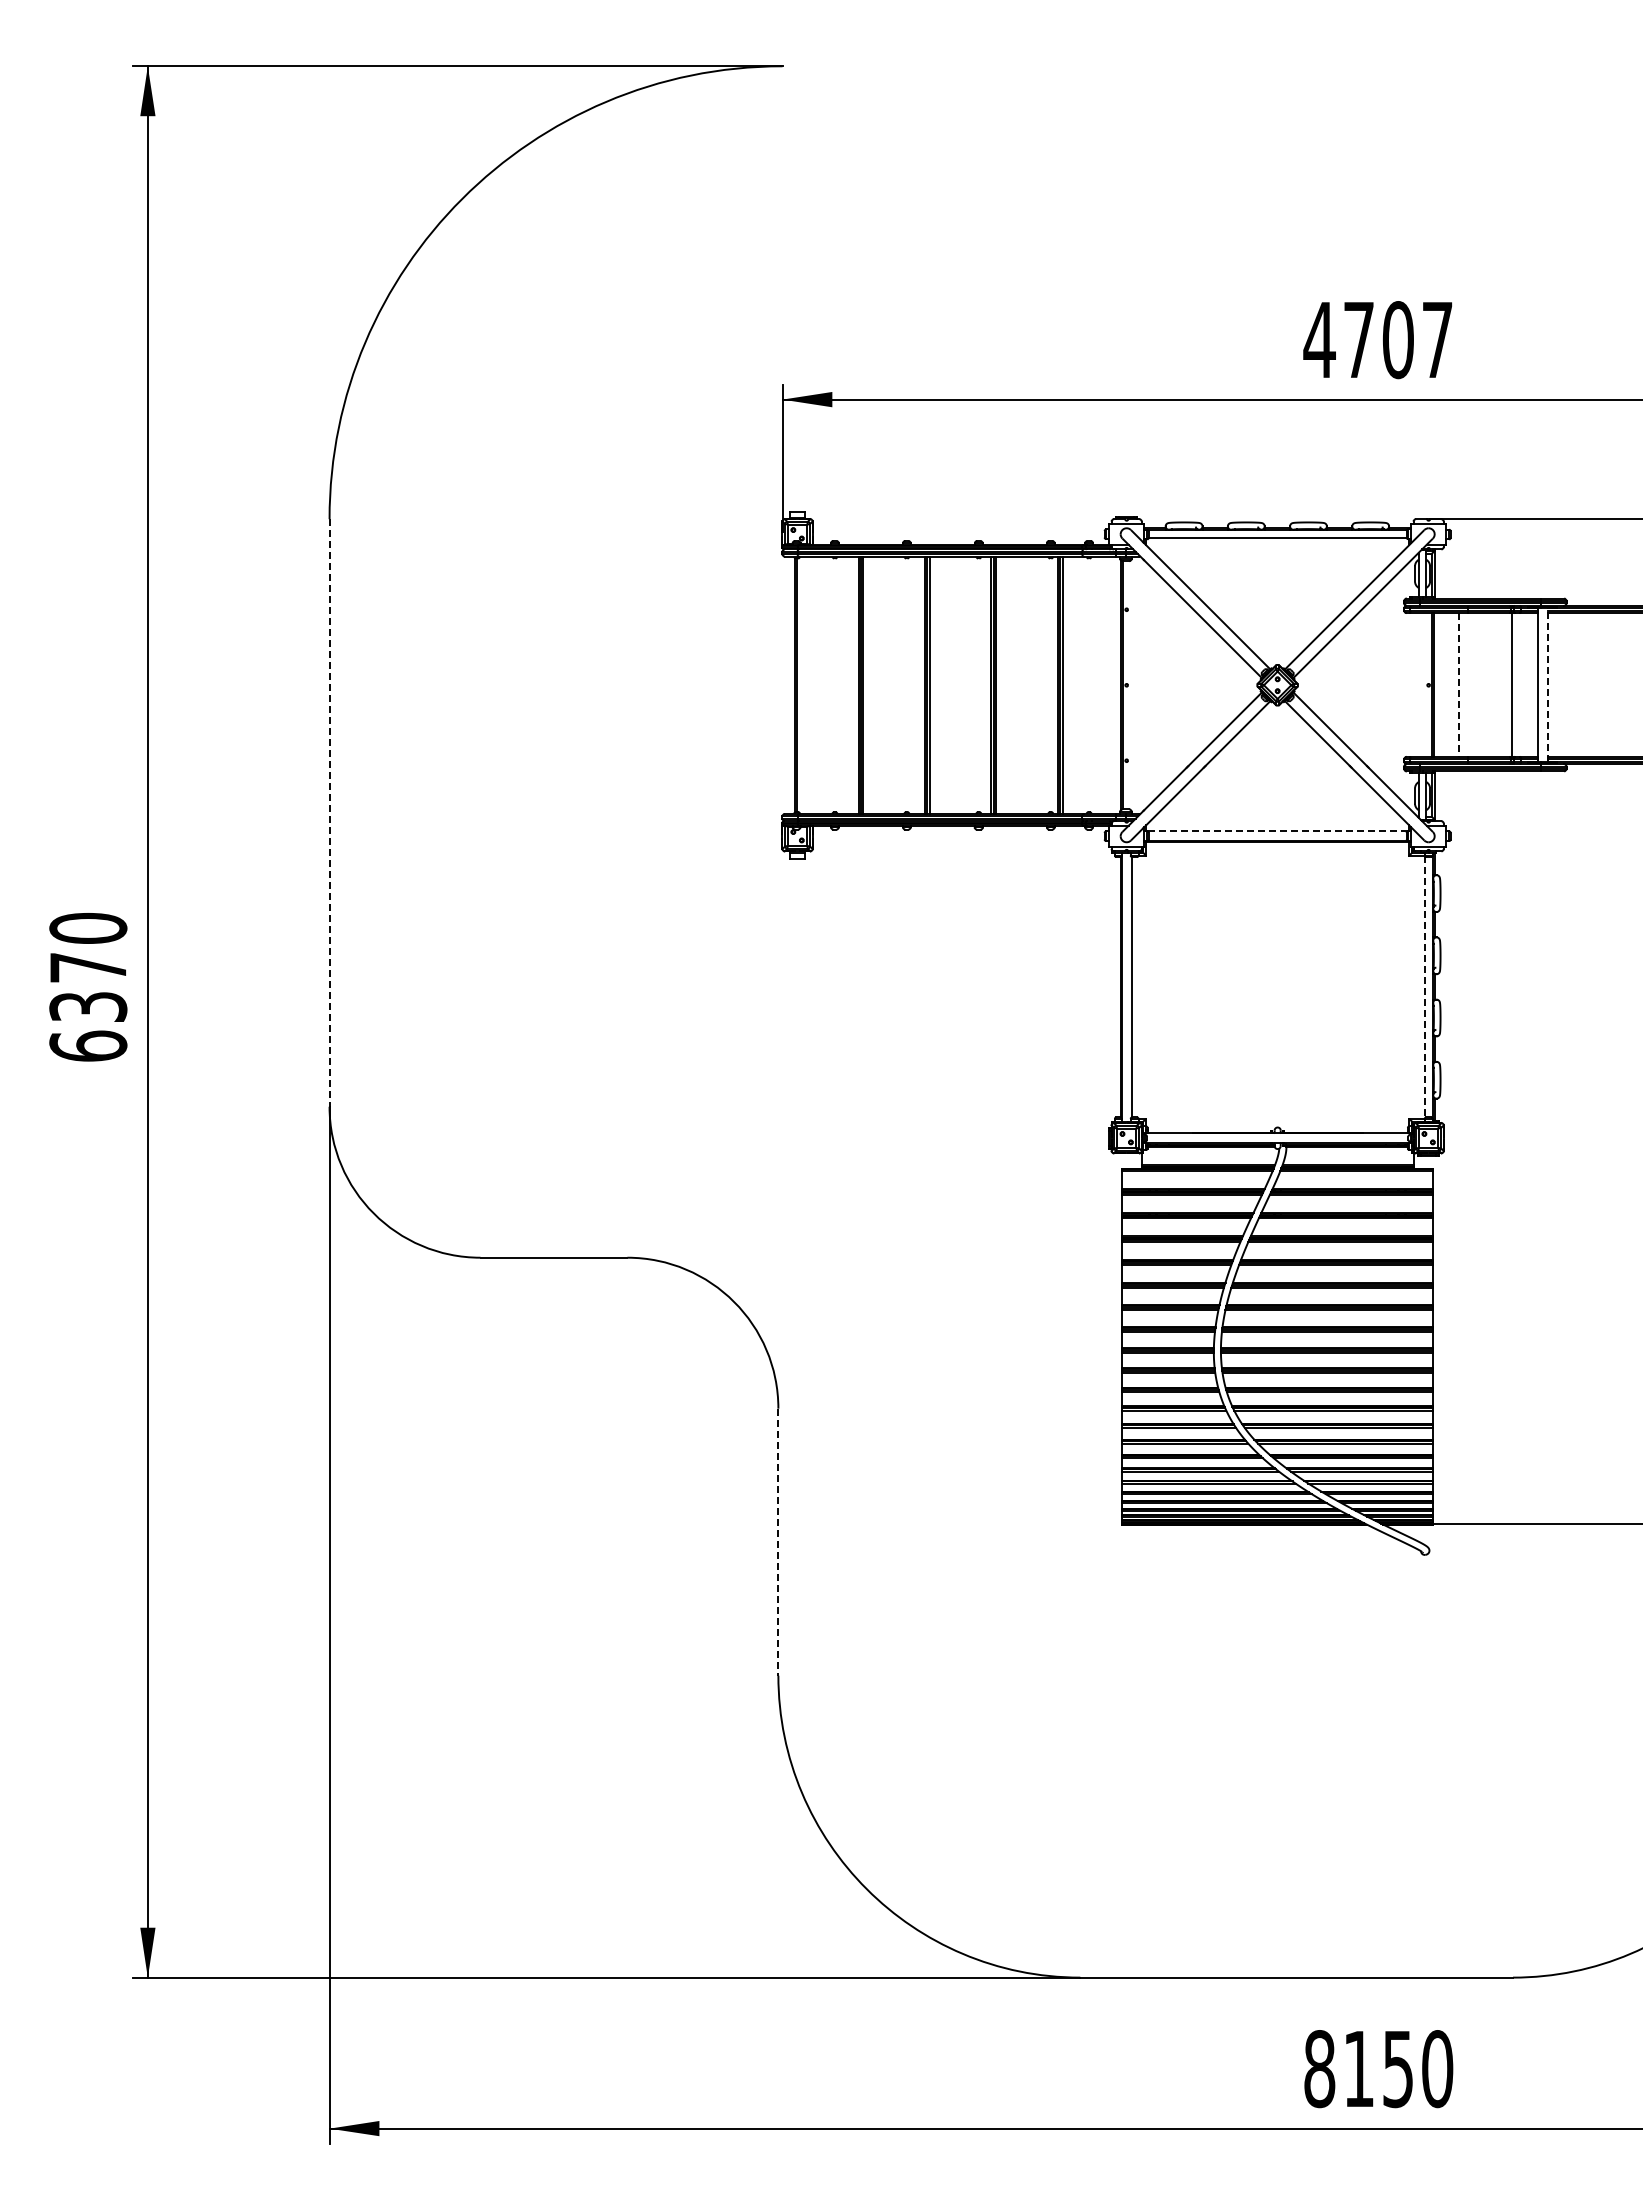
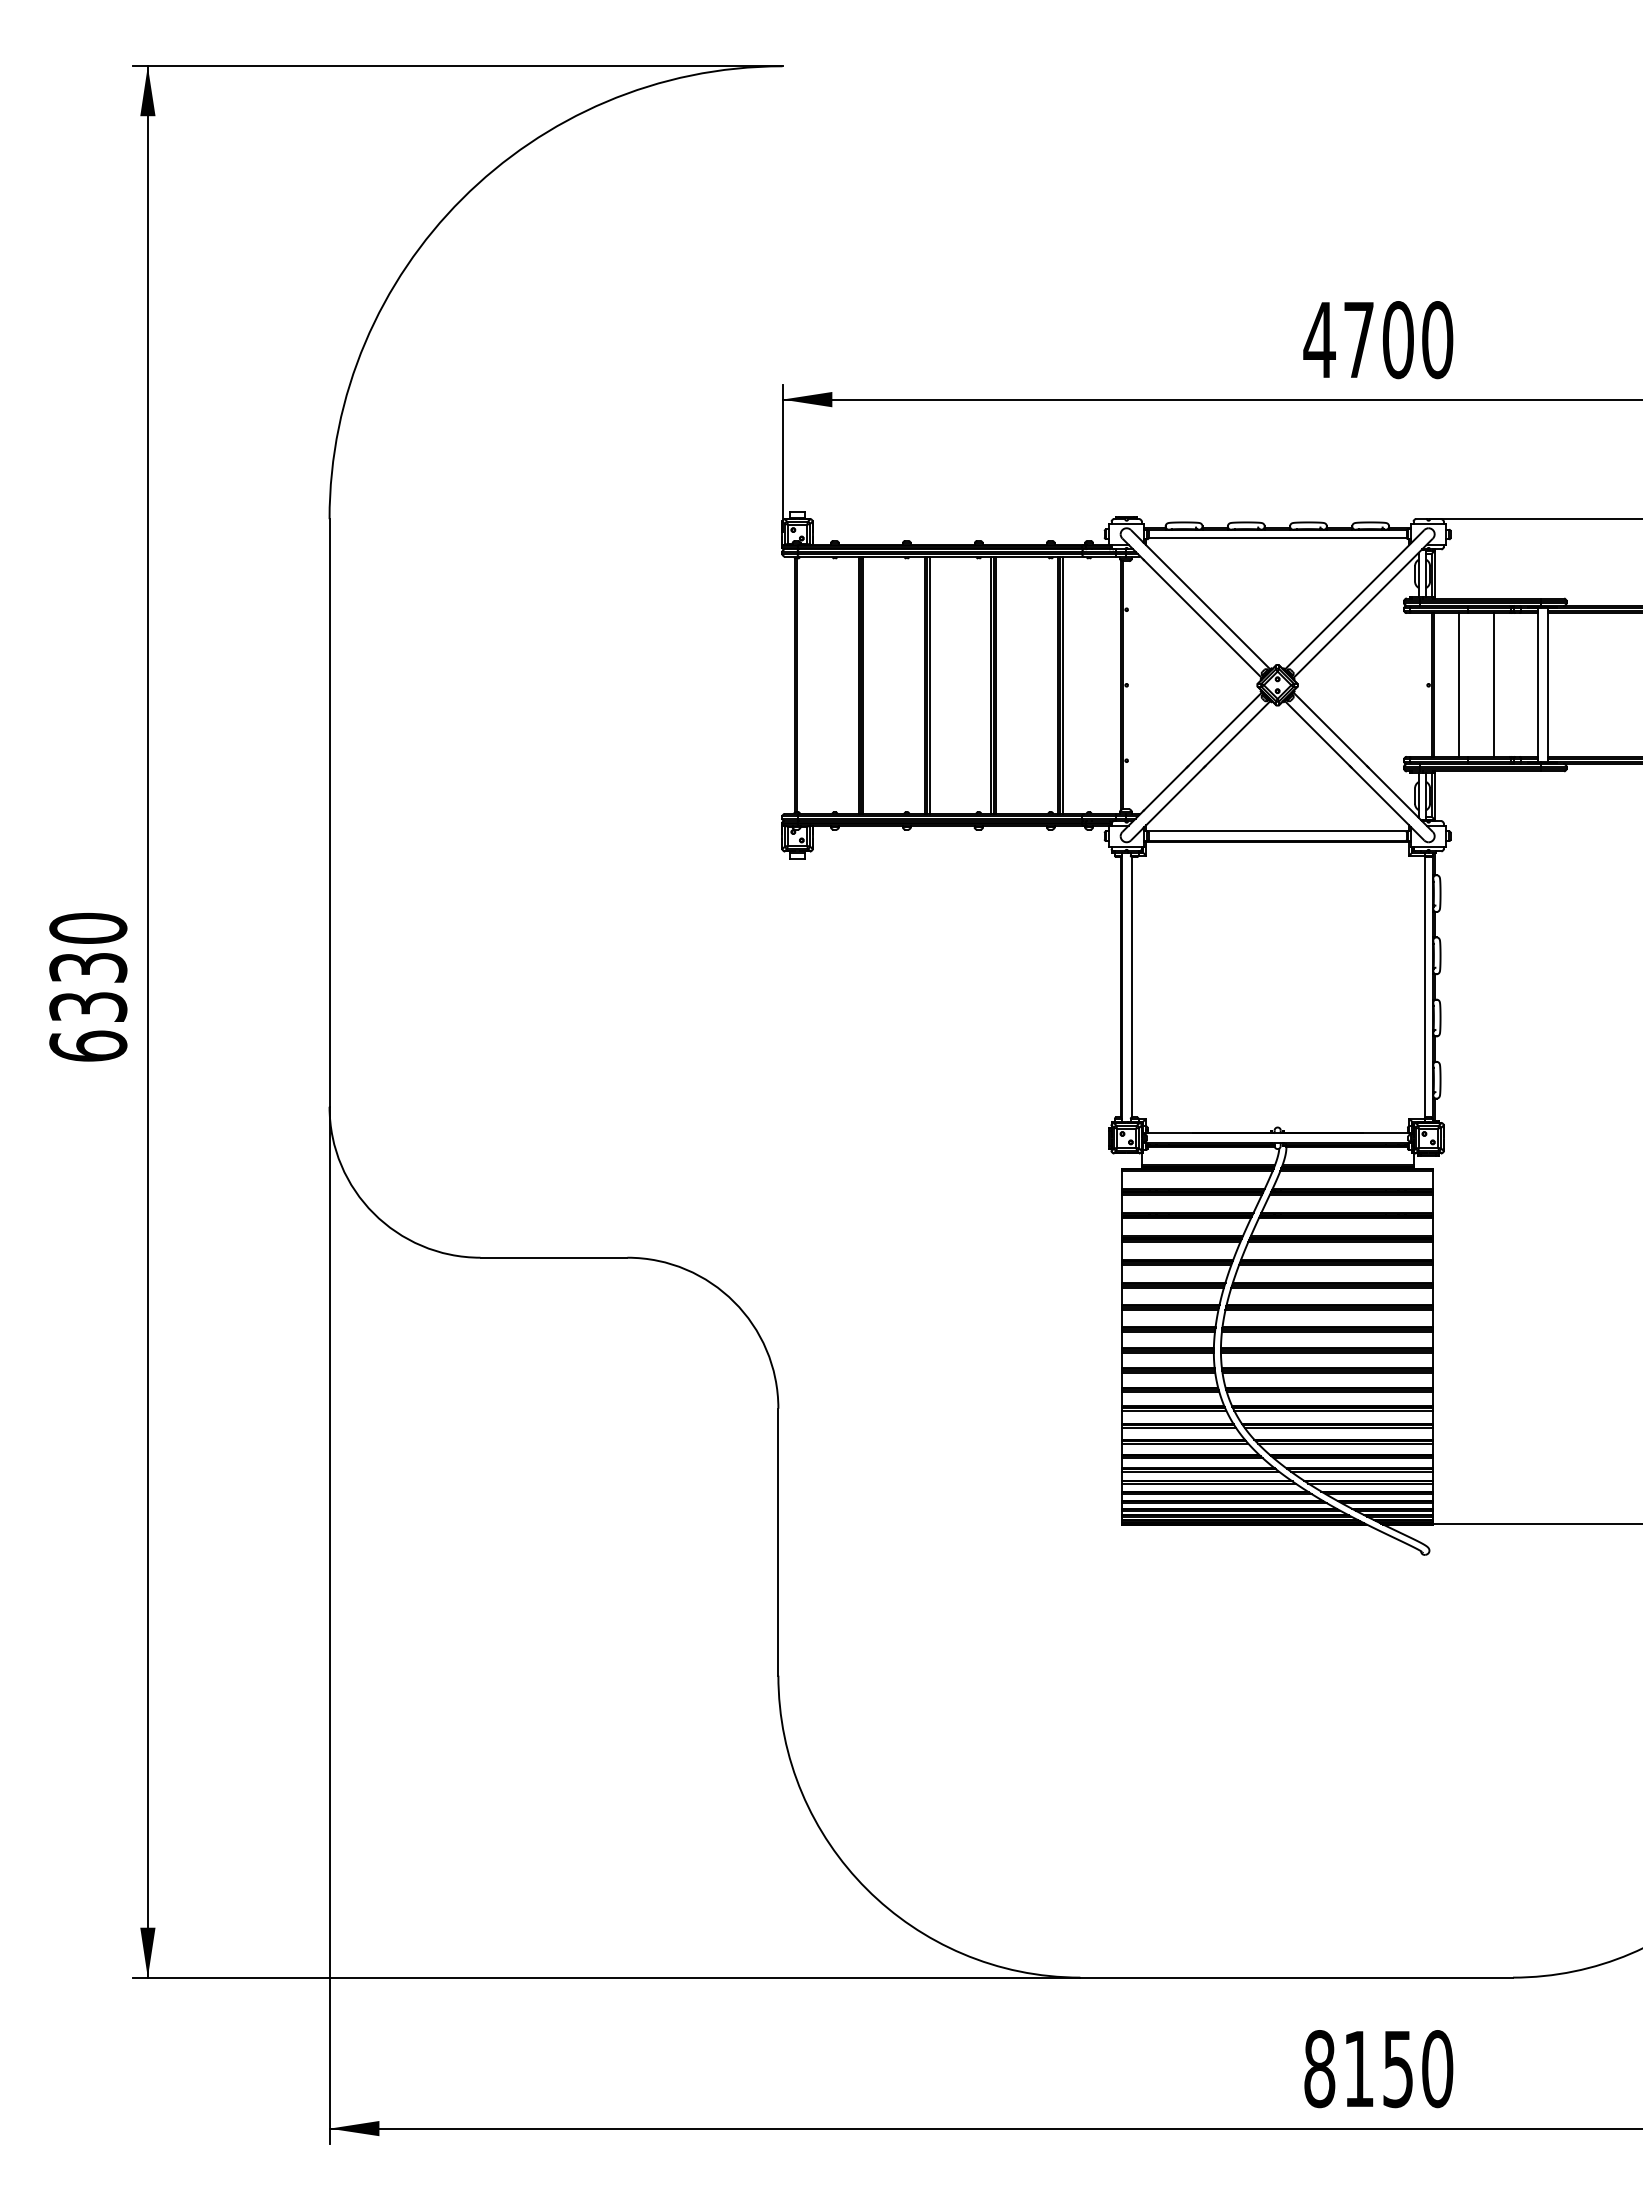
text: 4707 -> 4700 (1437, 340)
line: dashed -> solid (1459, 684)
line position: (1511, 684) -> (1493, 684) (1493, 684)
line: dashed -> solid (1547, 684)
line: dashed -> solid (329, 812)
line: dashed -> solid (1277, 831)
text: 6370 -> 6330 (88, 967)
line: dashed -> solid (1424, 987)
line: dashed -> solid (778, 1542)
